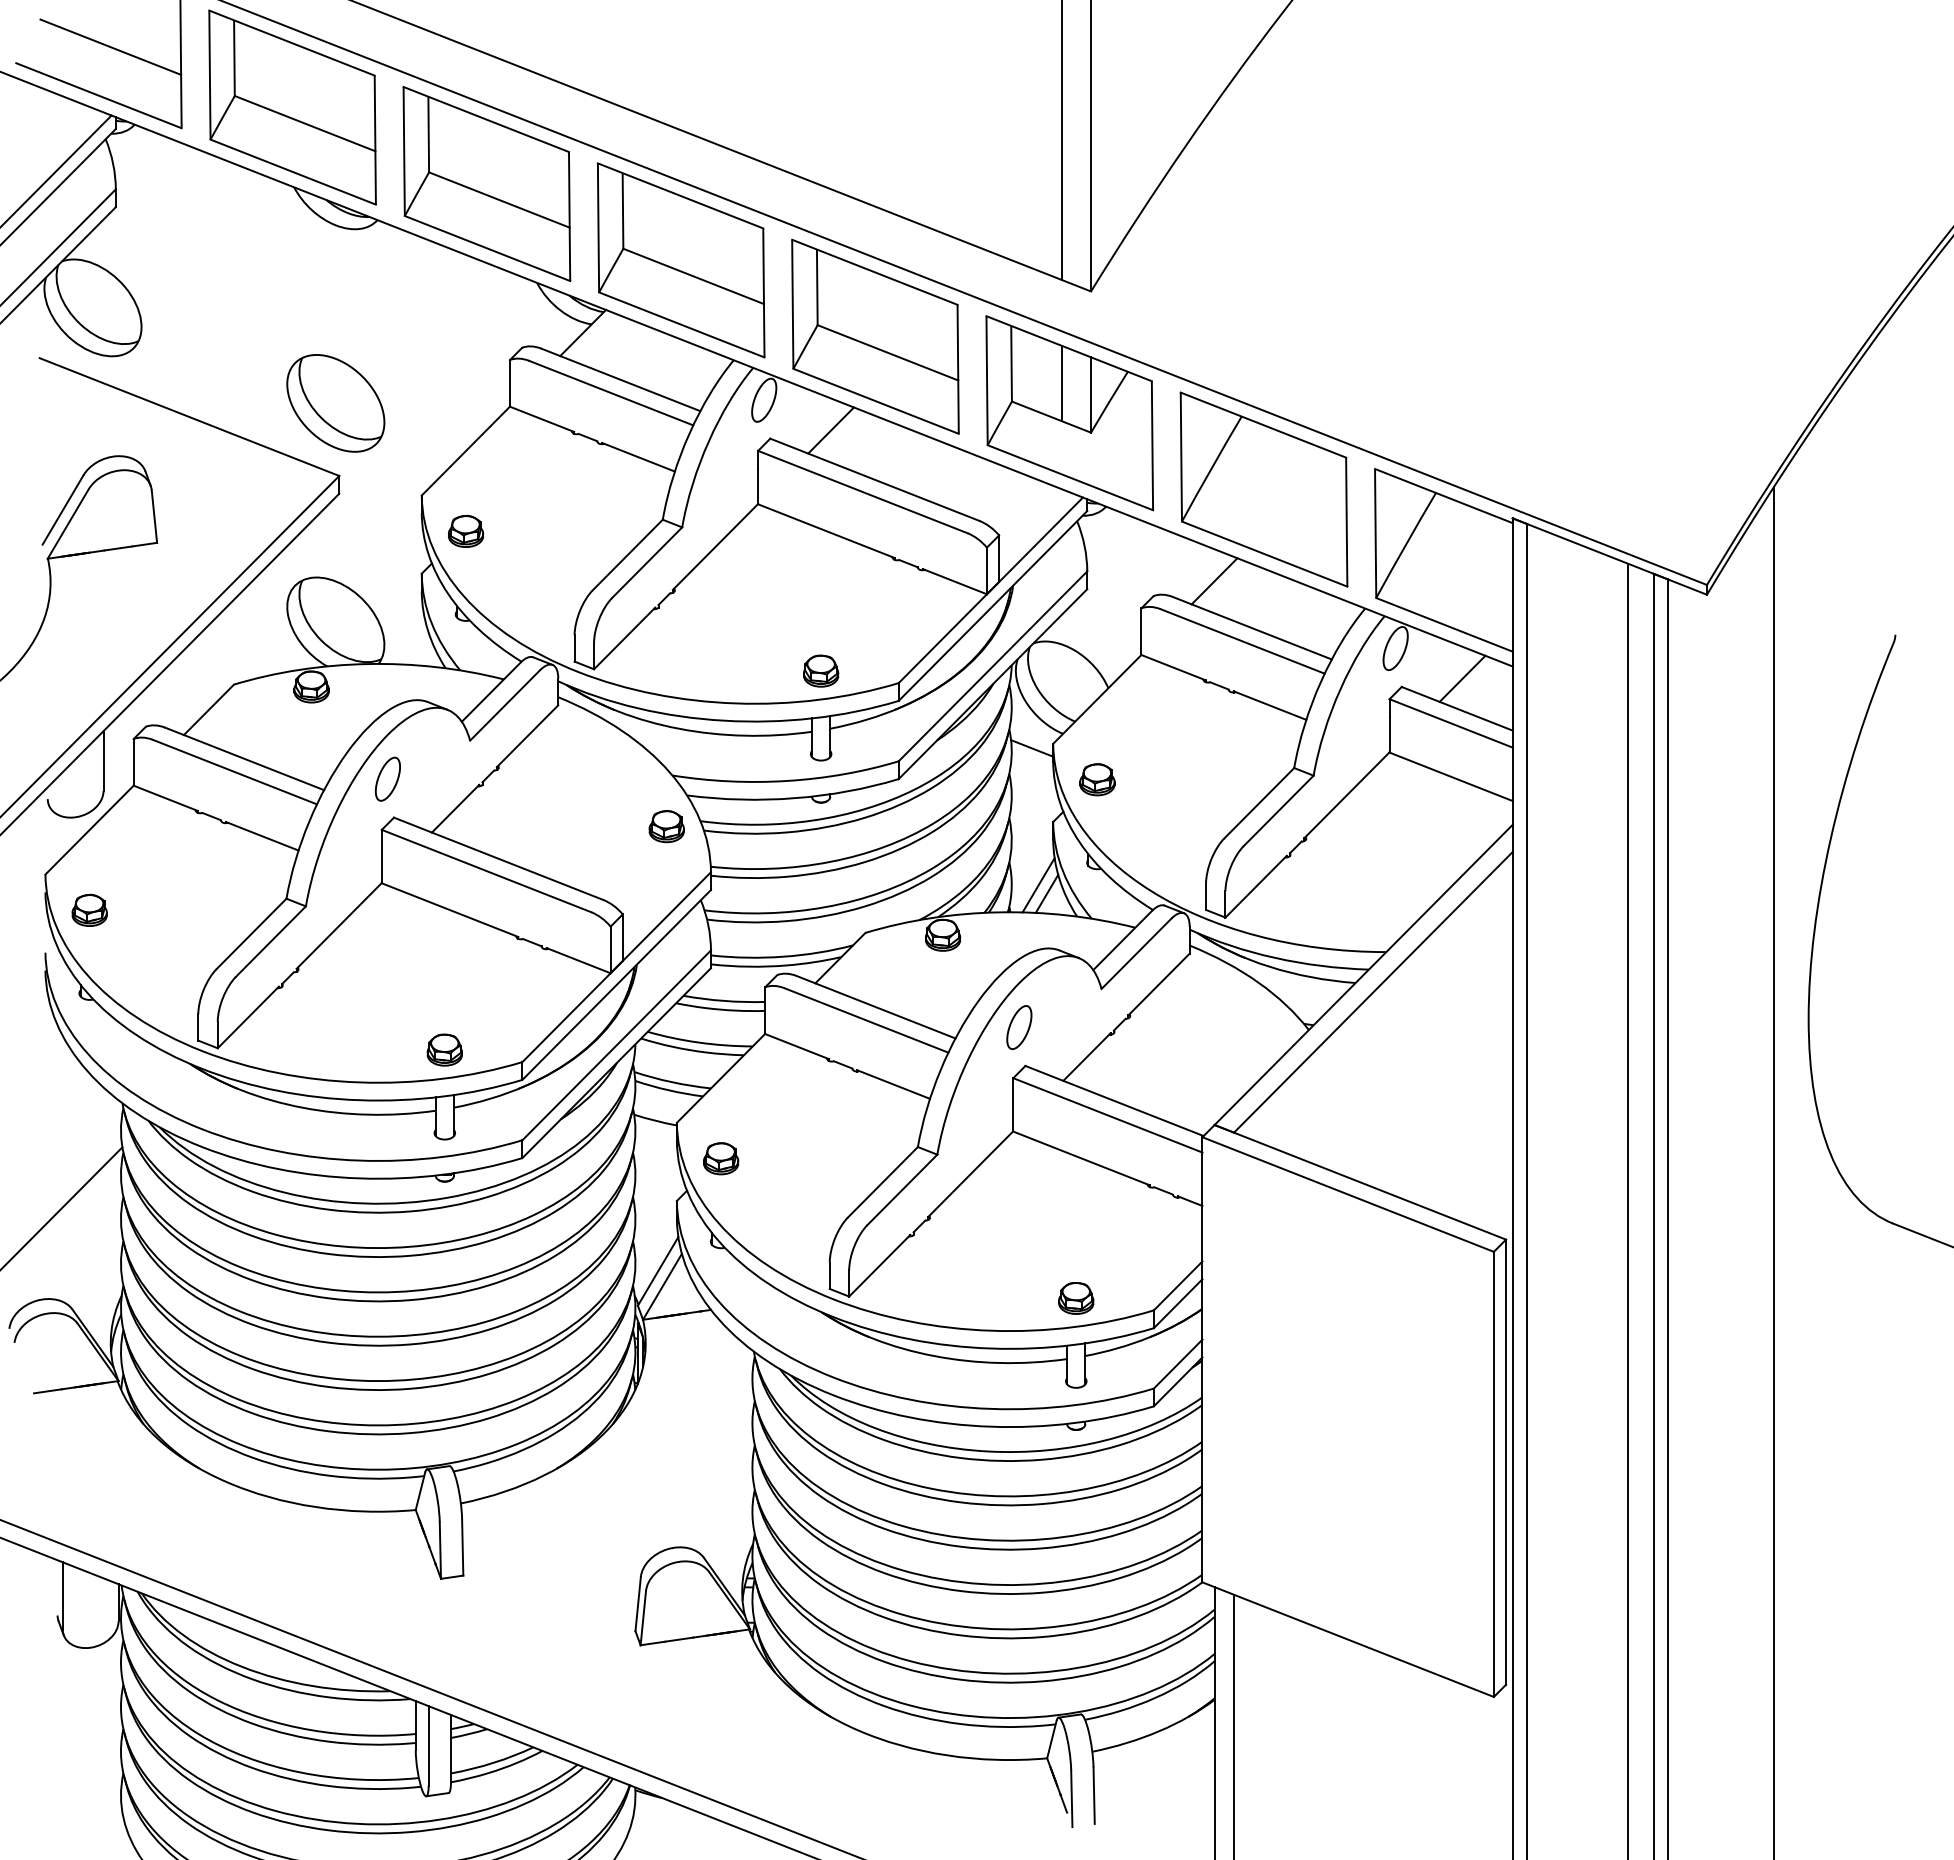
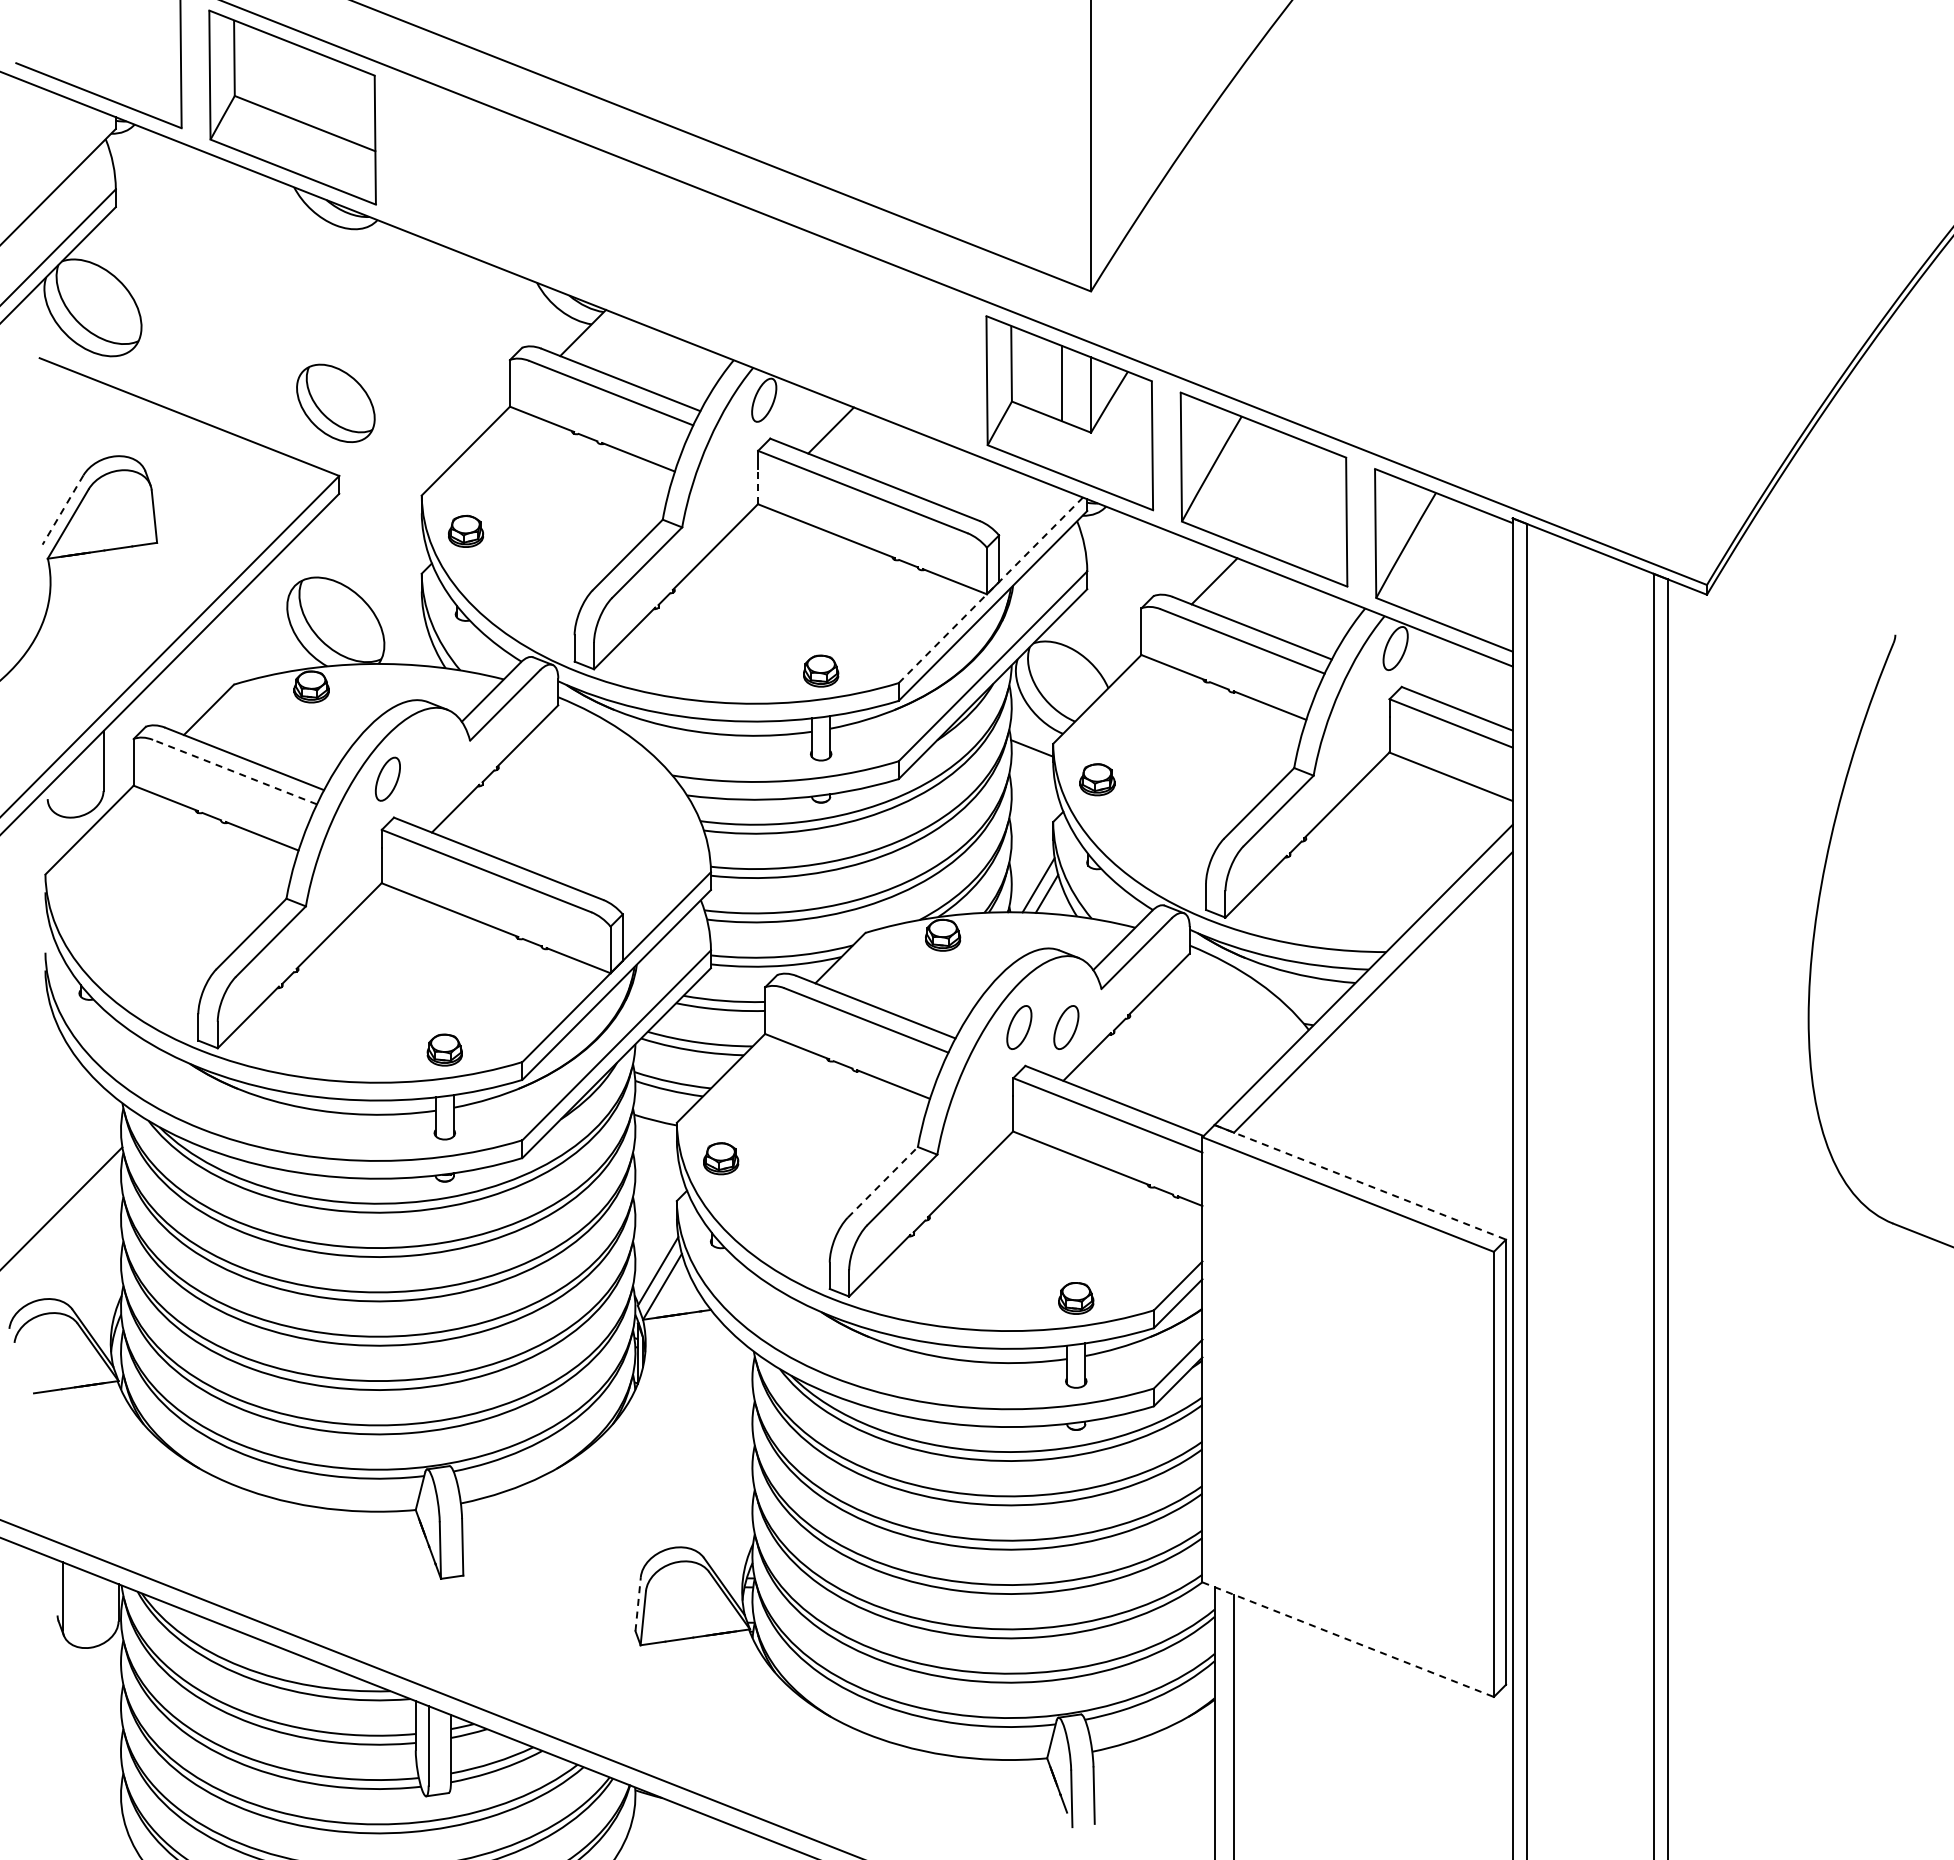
line: present -> none (110, 46)
line: present -> none (1061, 141)
line: present -> none (56, 170)
part: present -> none (486, 184)
part: present -> none (680, 260)
part: present -> none (875, 336)
part size: 100x99 px -> 80x80 px (335, 402)
line: solid -> dashed (758, 486)
line: solid -> dashed (62, 510)
line: solid -> dashed (990, 590)
line: present -> none (1462, 678)
line: solid -> dashed (234, 771)
part: present -> none (666, 826)
part: present -> none (89, 909)
part: none -> present (1066, 1027)
line: present -> none (1773, 1171)
line: solid -> dashed (882, 1182)
line: solid -> dashed (1360, 1182)
line: present -> none (1628, 1209)
line: solid -> dashed (638, 1603)
line: solid -> dashed (1348, 1639)
